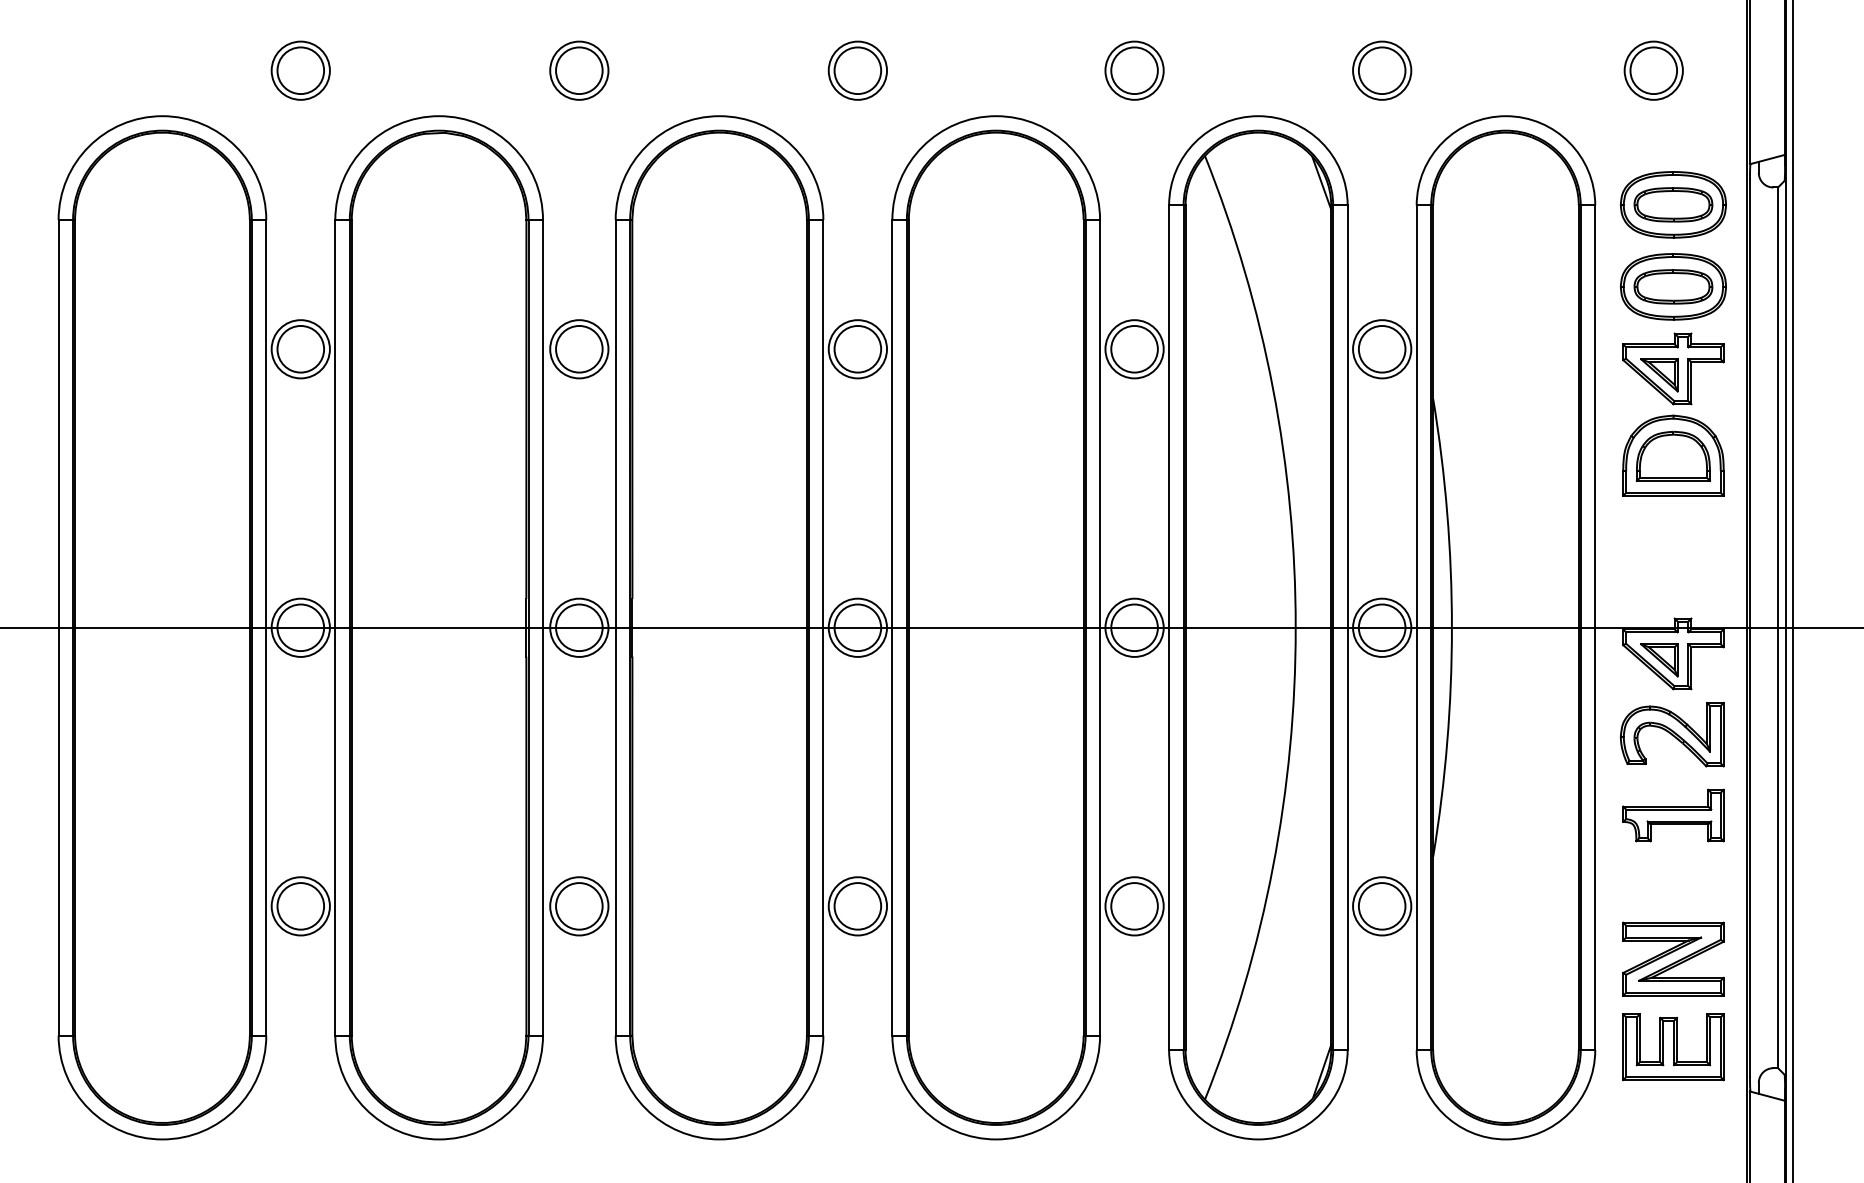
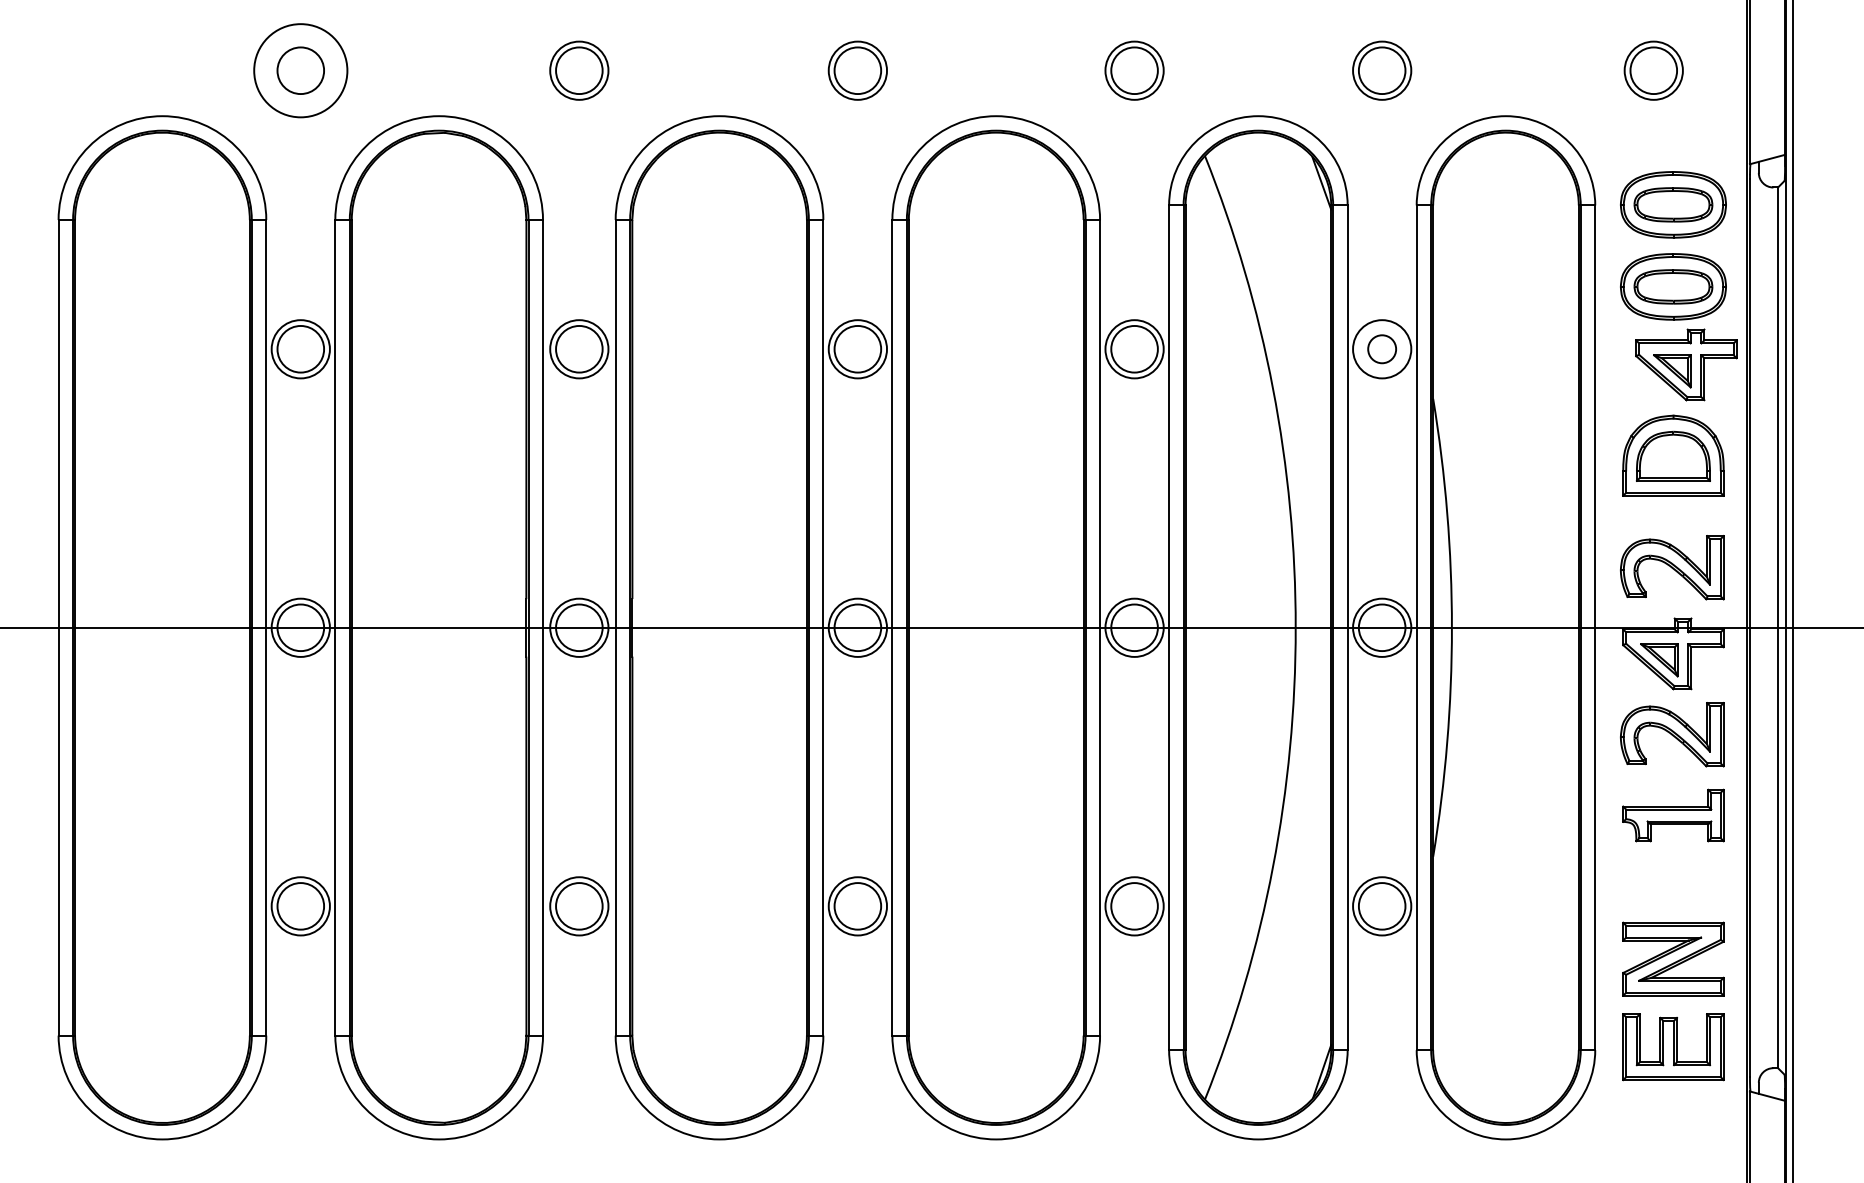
circle diameter: 58 px -> 93 px (300, 70)
circle diameter: 47 px -> 28 px (1382, 349)
part position: (1673, 368) -> (1686, 364) (1686, 364)
part: none -> present (1672, 567)
